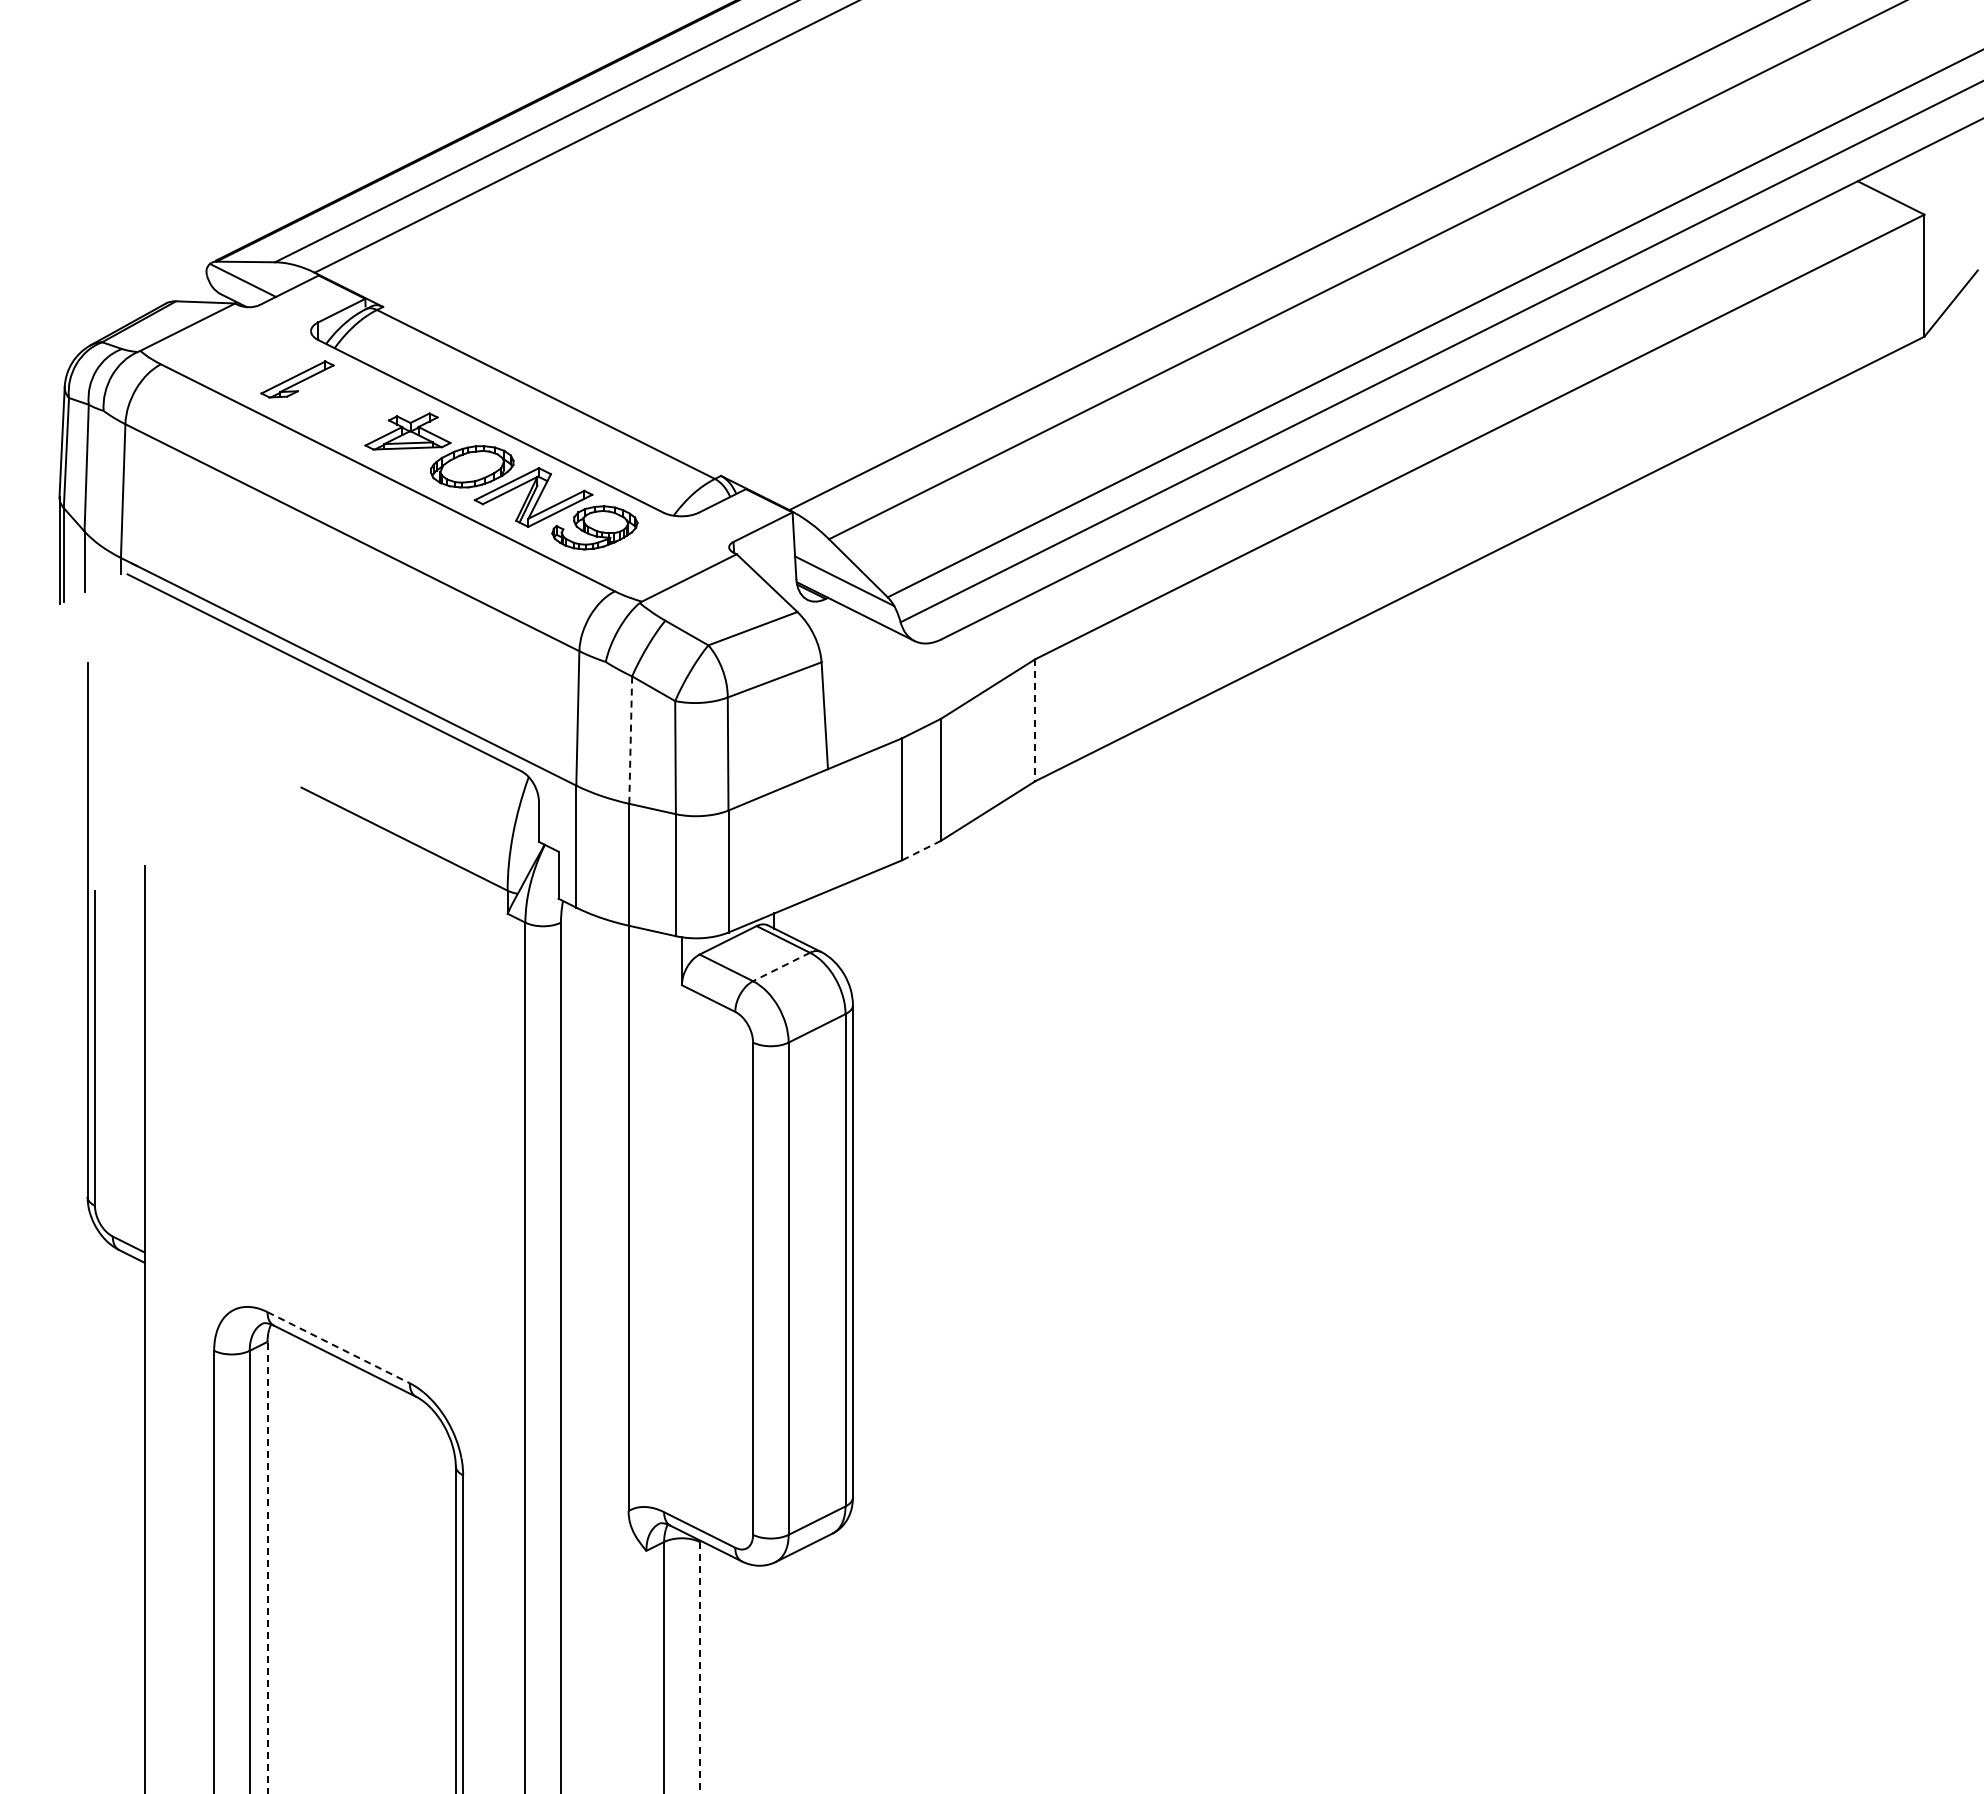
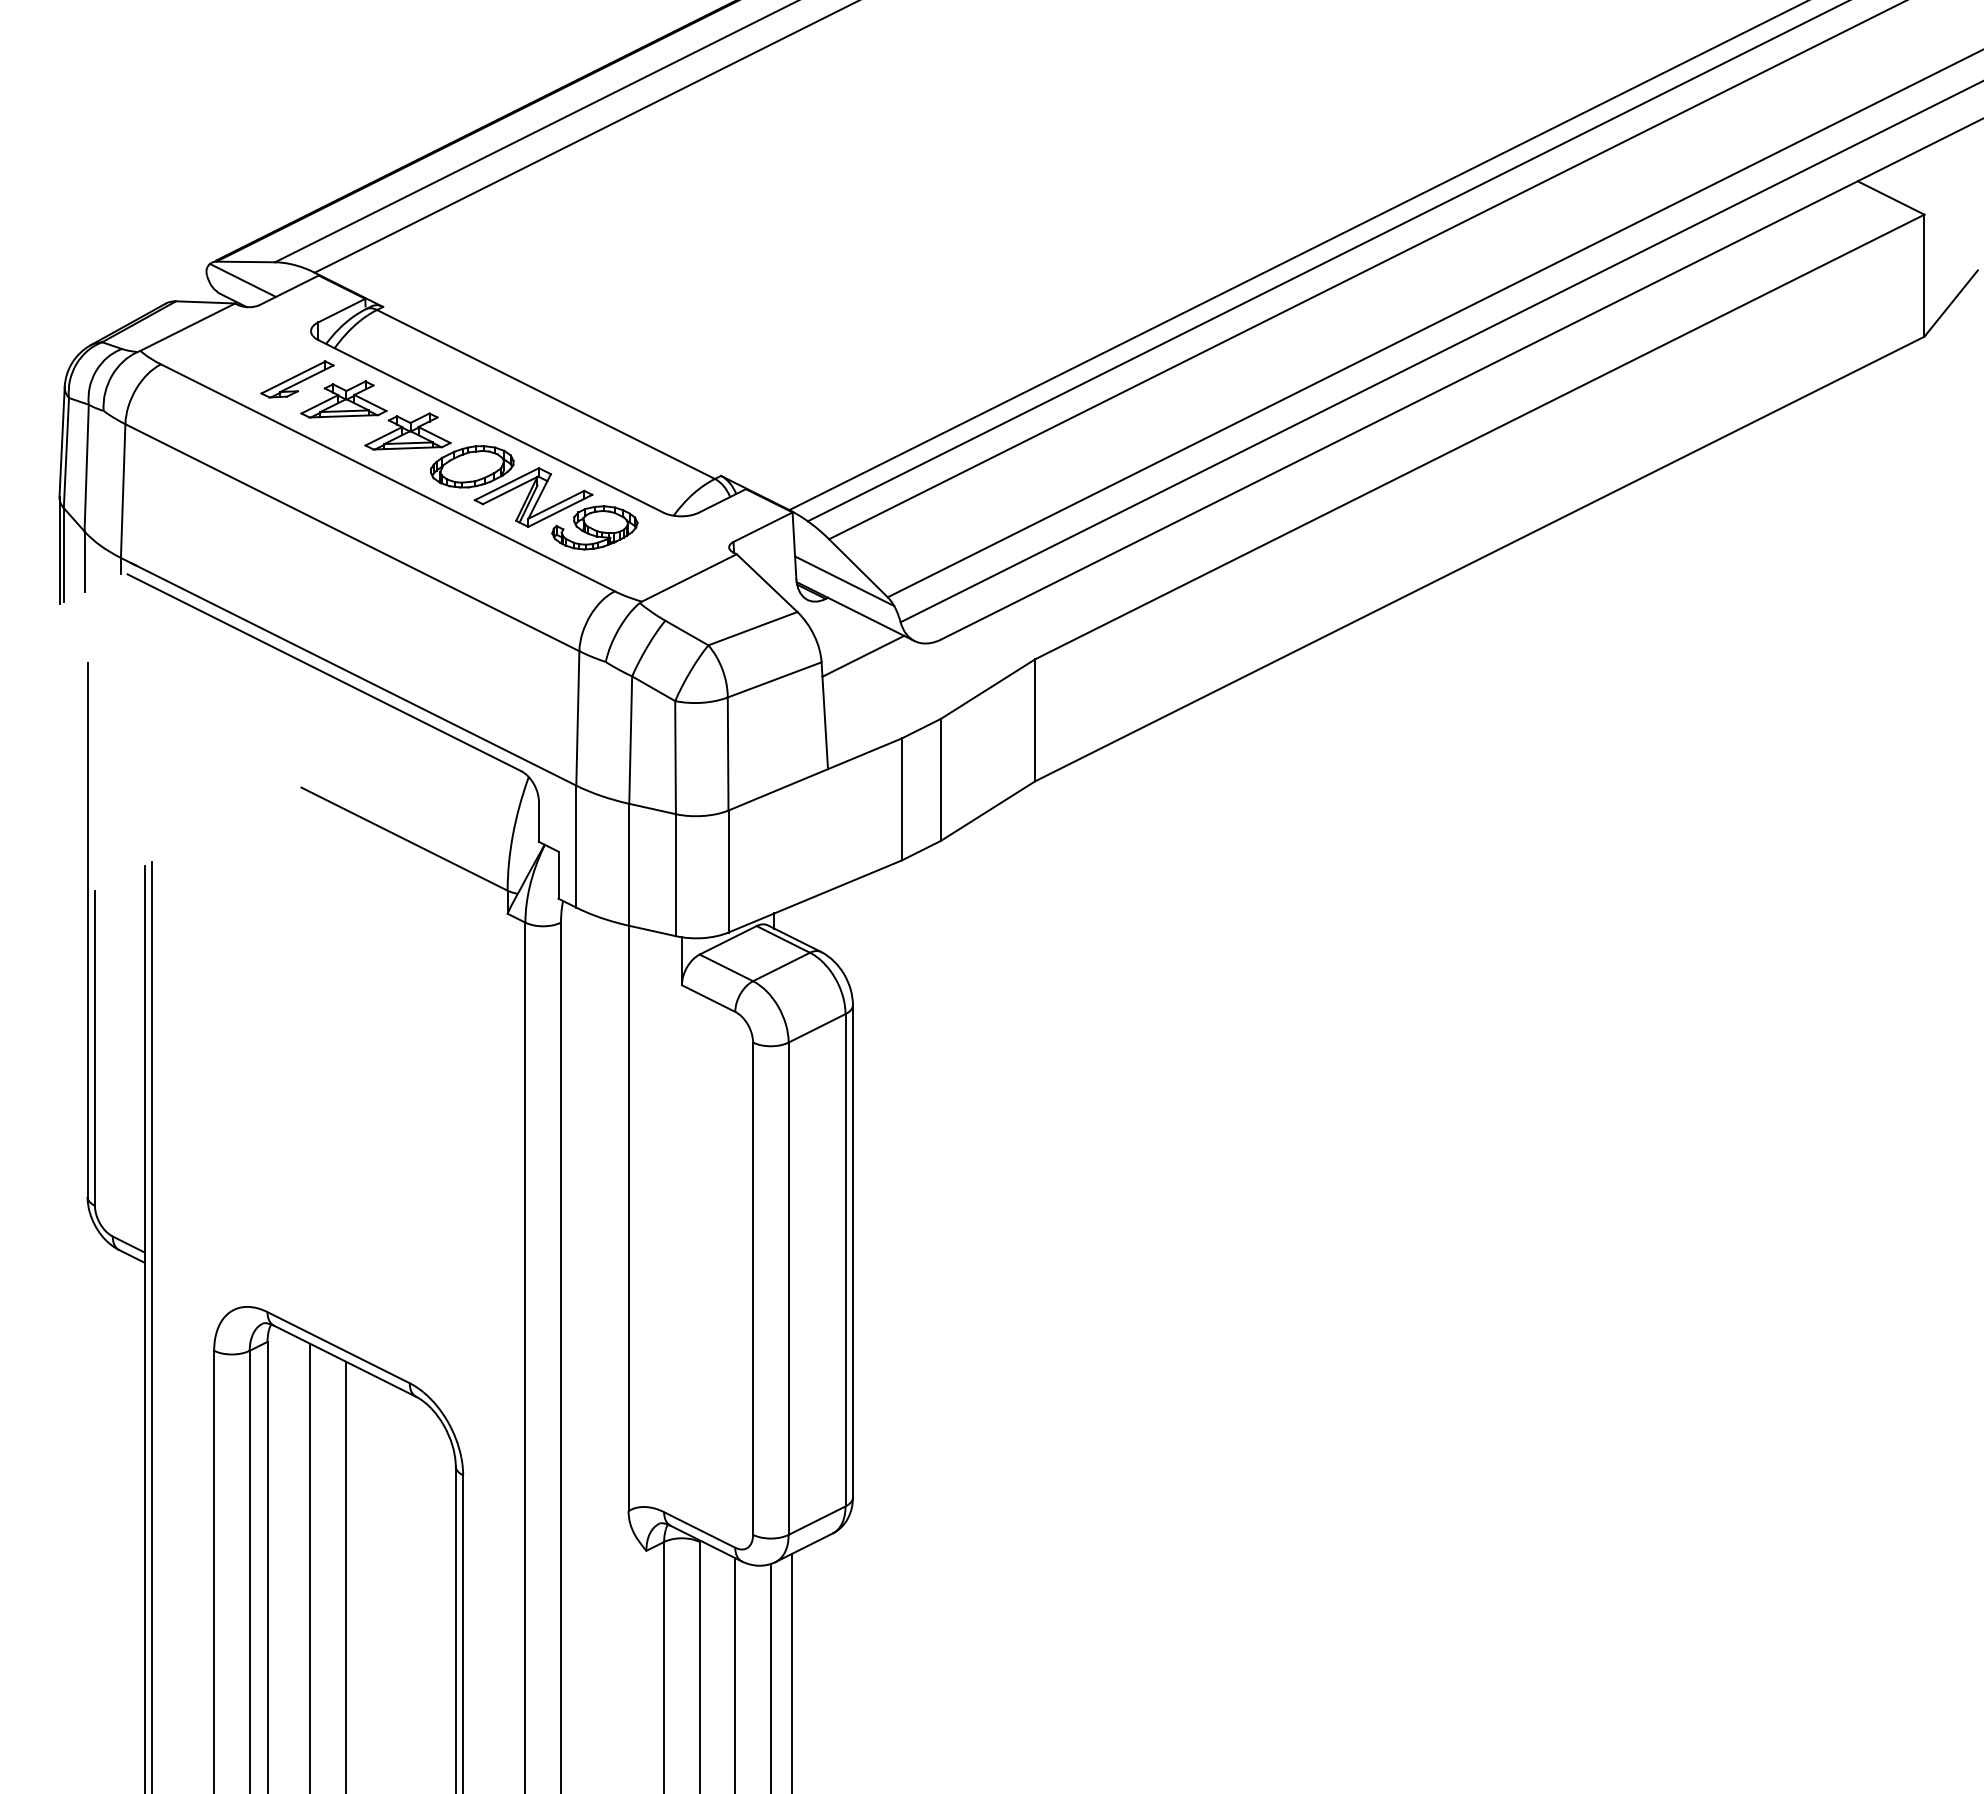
line: none -> present (1326, 261)
part: none -> present (343, 399)
line: none -> present (863, 655)
line: dashed -> solid (1035, 720)
line: dashed -> solid (630, 740)
line: dashed -> solid (921, 850)
line: dashed -> solid (781, 967)
line: none -> present (151, 1326)
line: dashed -> solid (338, 1347)
line: none -> present (310, 1566)
line: dashed -> solid (267, 1567)
line: none -> present (345, 1575)
line: dashed -> solid (699, 1667)
line: none -> present (792, 1671)
line: none -> present (735, 1674)
line: none -> present (770, 1677)
